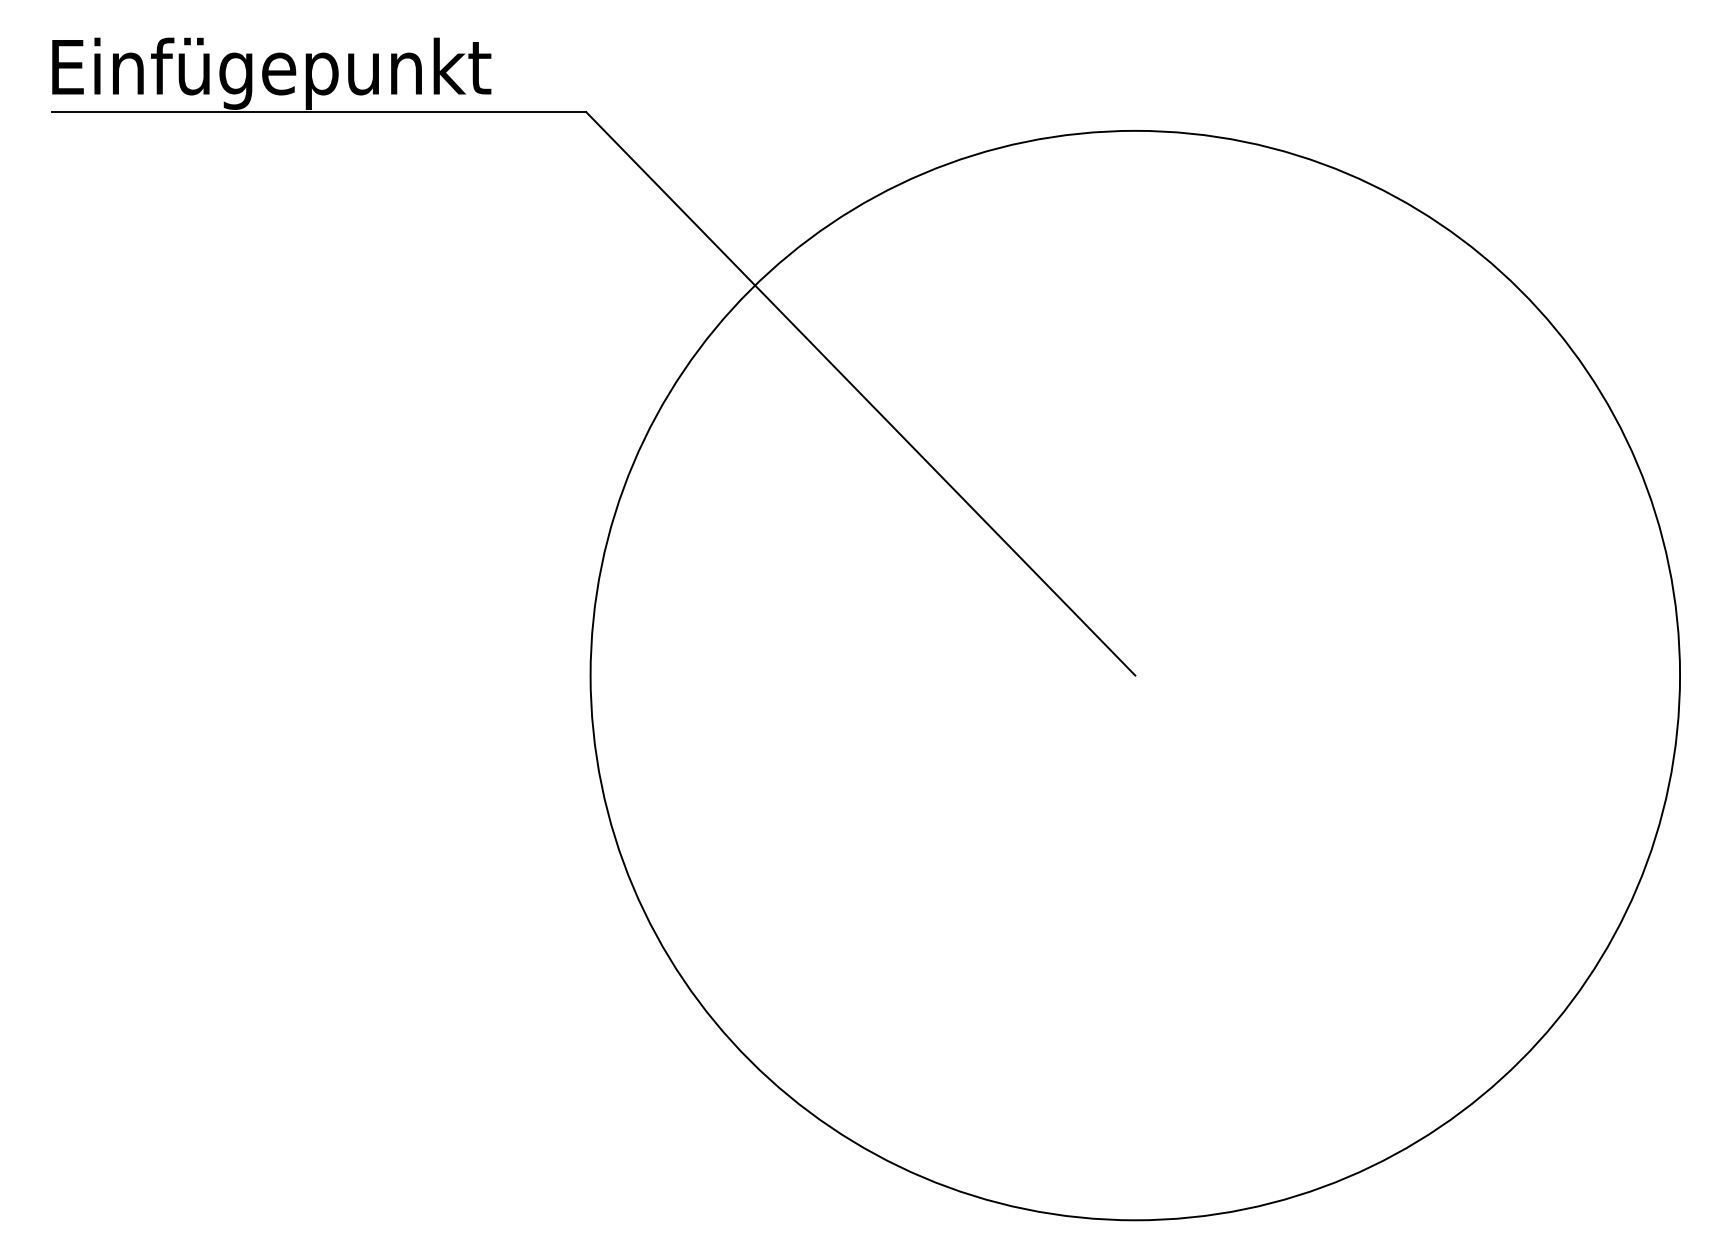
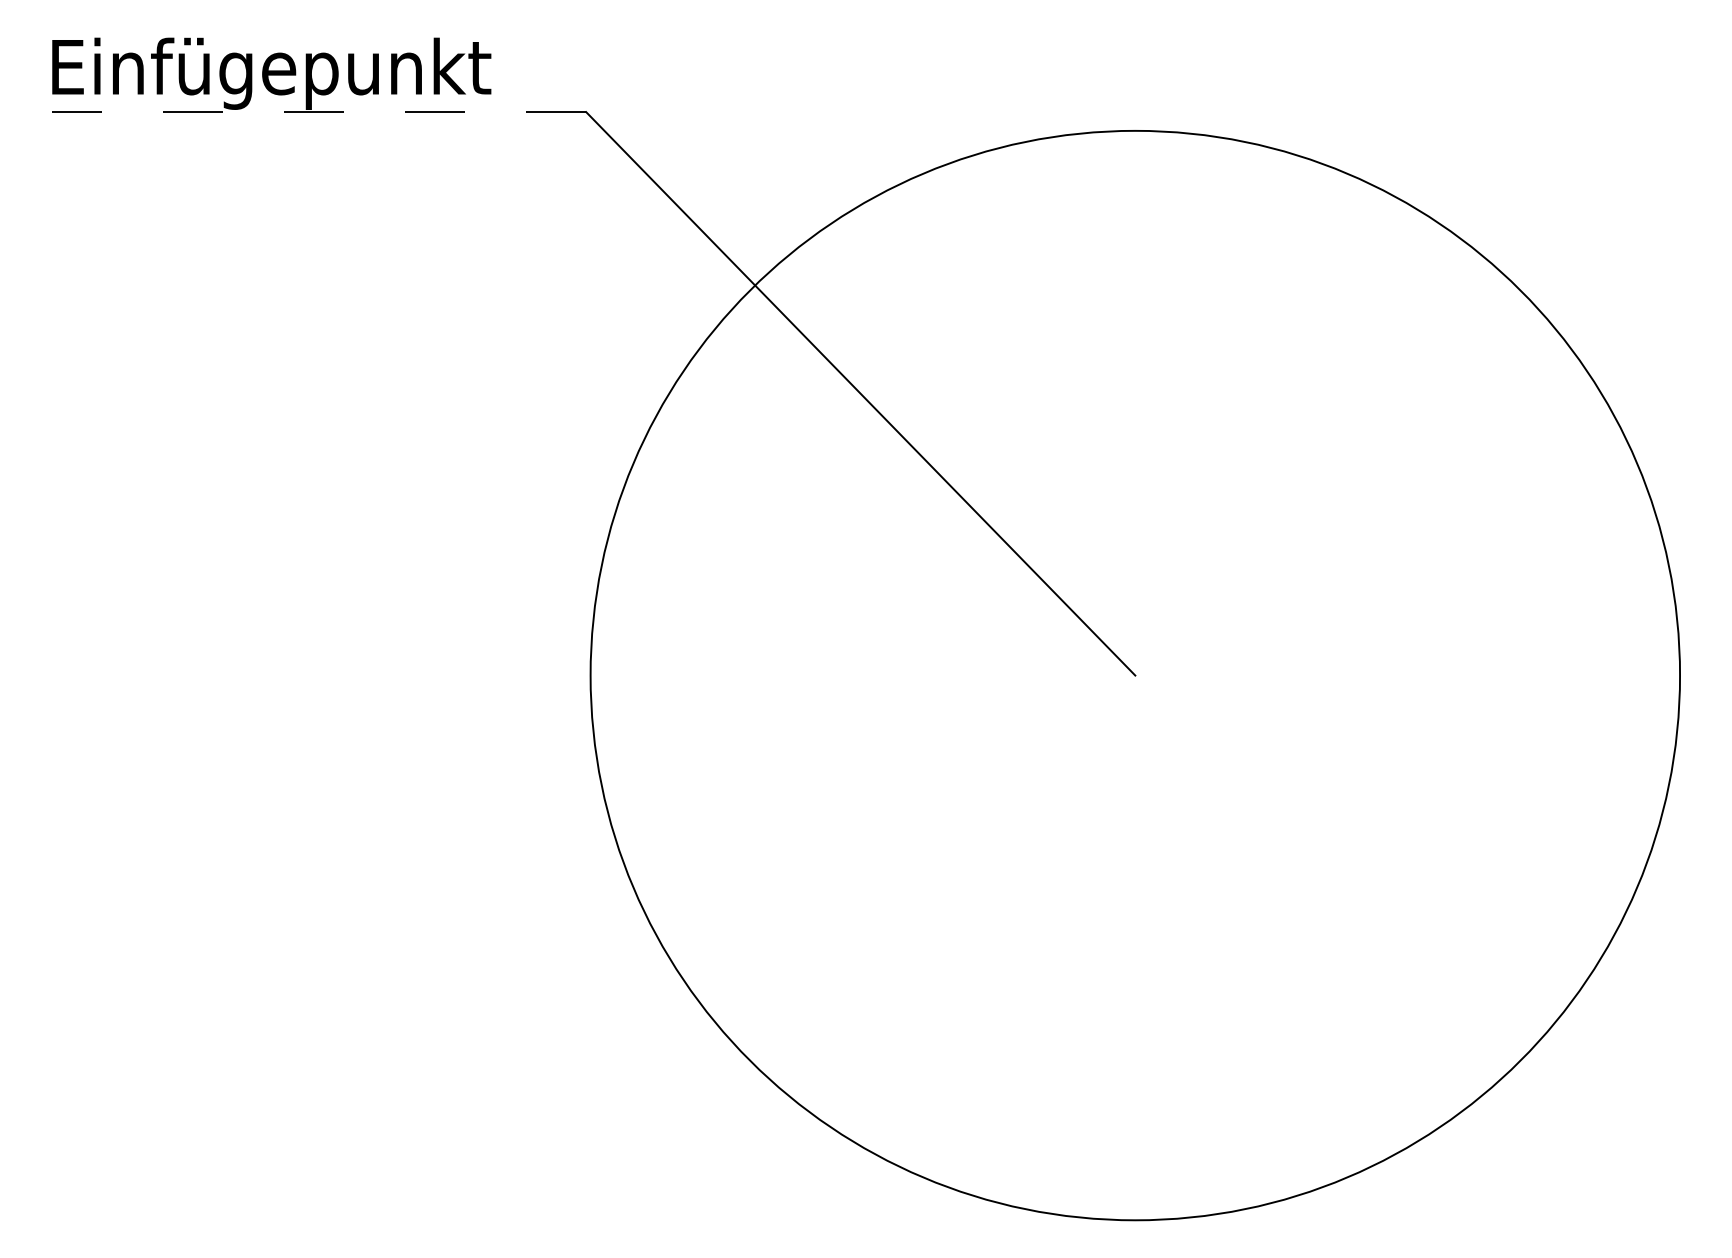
line: solid -> dashed (318, 112)
